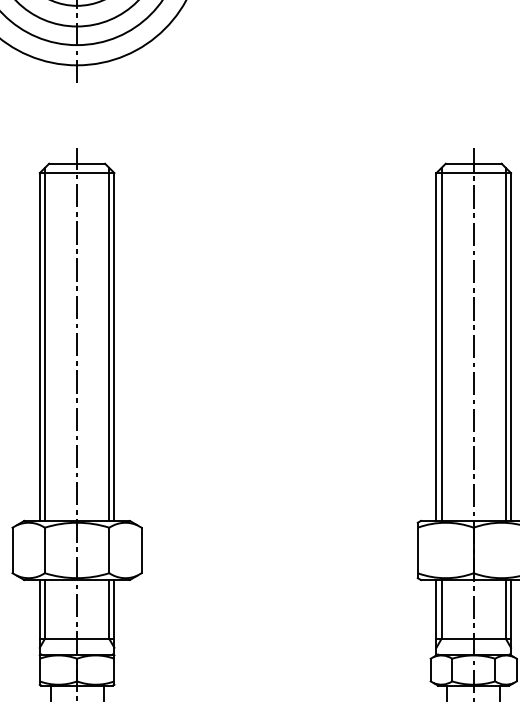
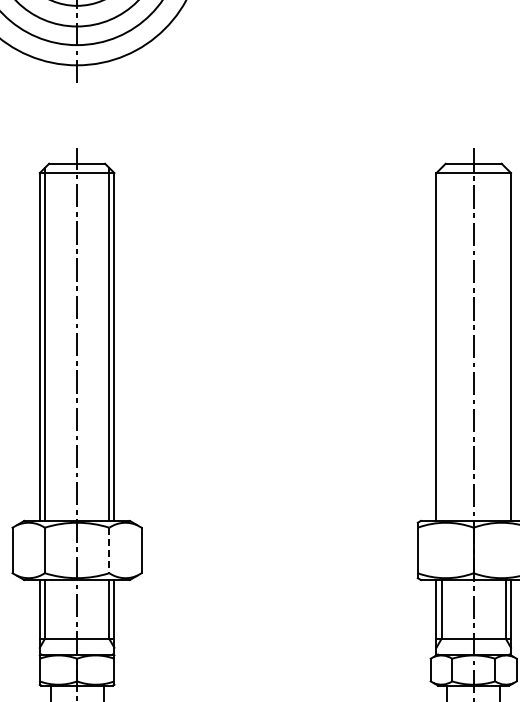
line: present -> none (441, 344)
line: present -> none (505, 344)
line: solid -> dashed (109, 550)
